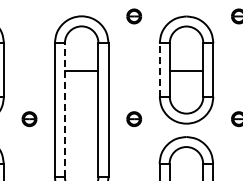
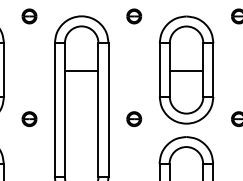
part: none -> present (29, 16)
line: dashed -> solid (159, 70)
line: dashed -> solid (64, 109)
